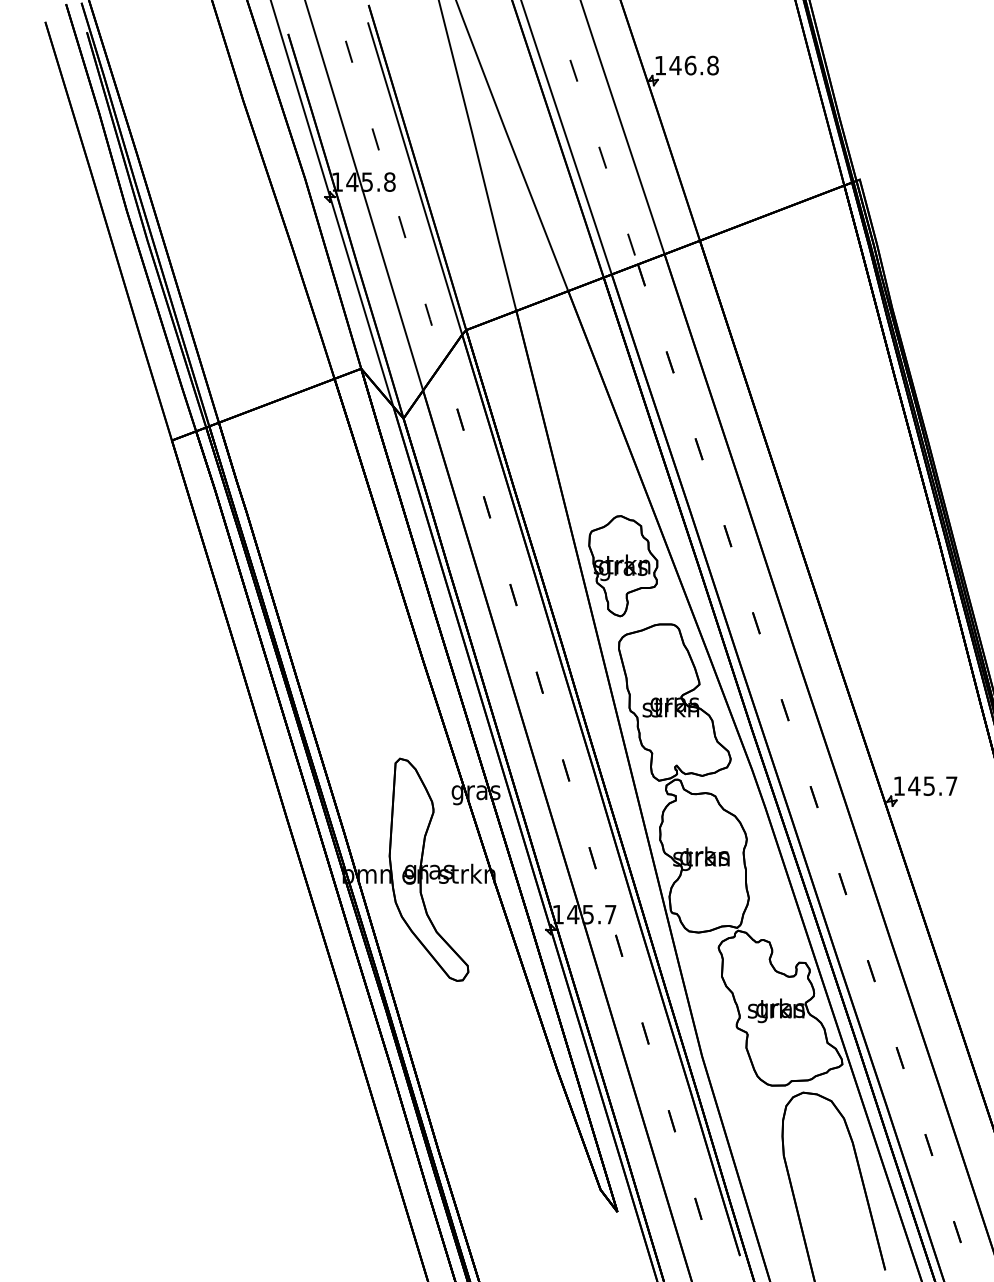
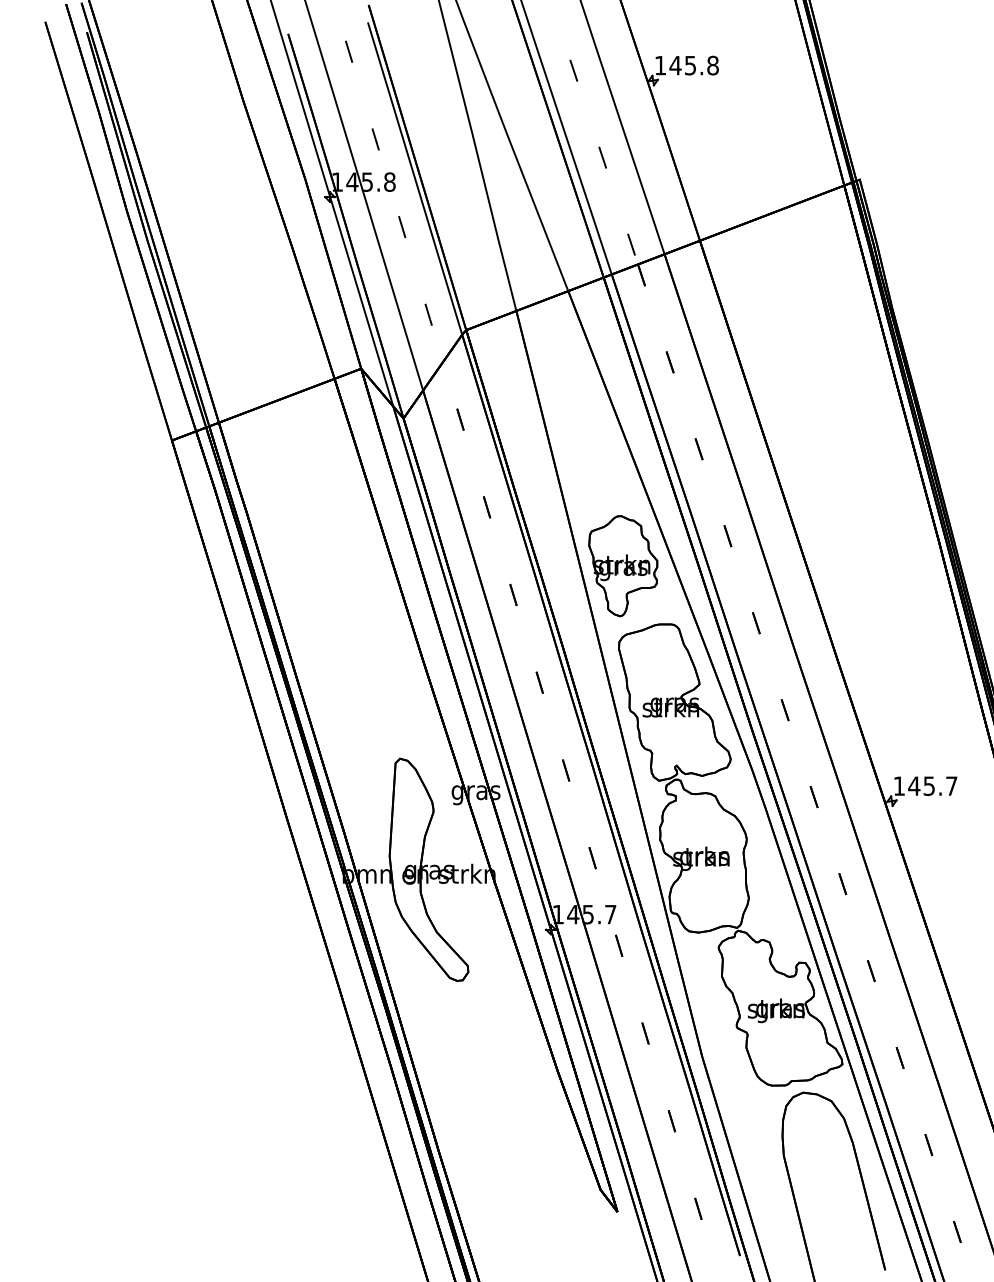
text: 146.8 -> 145.8 (690, 65)
